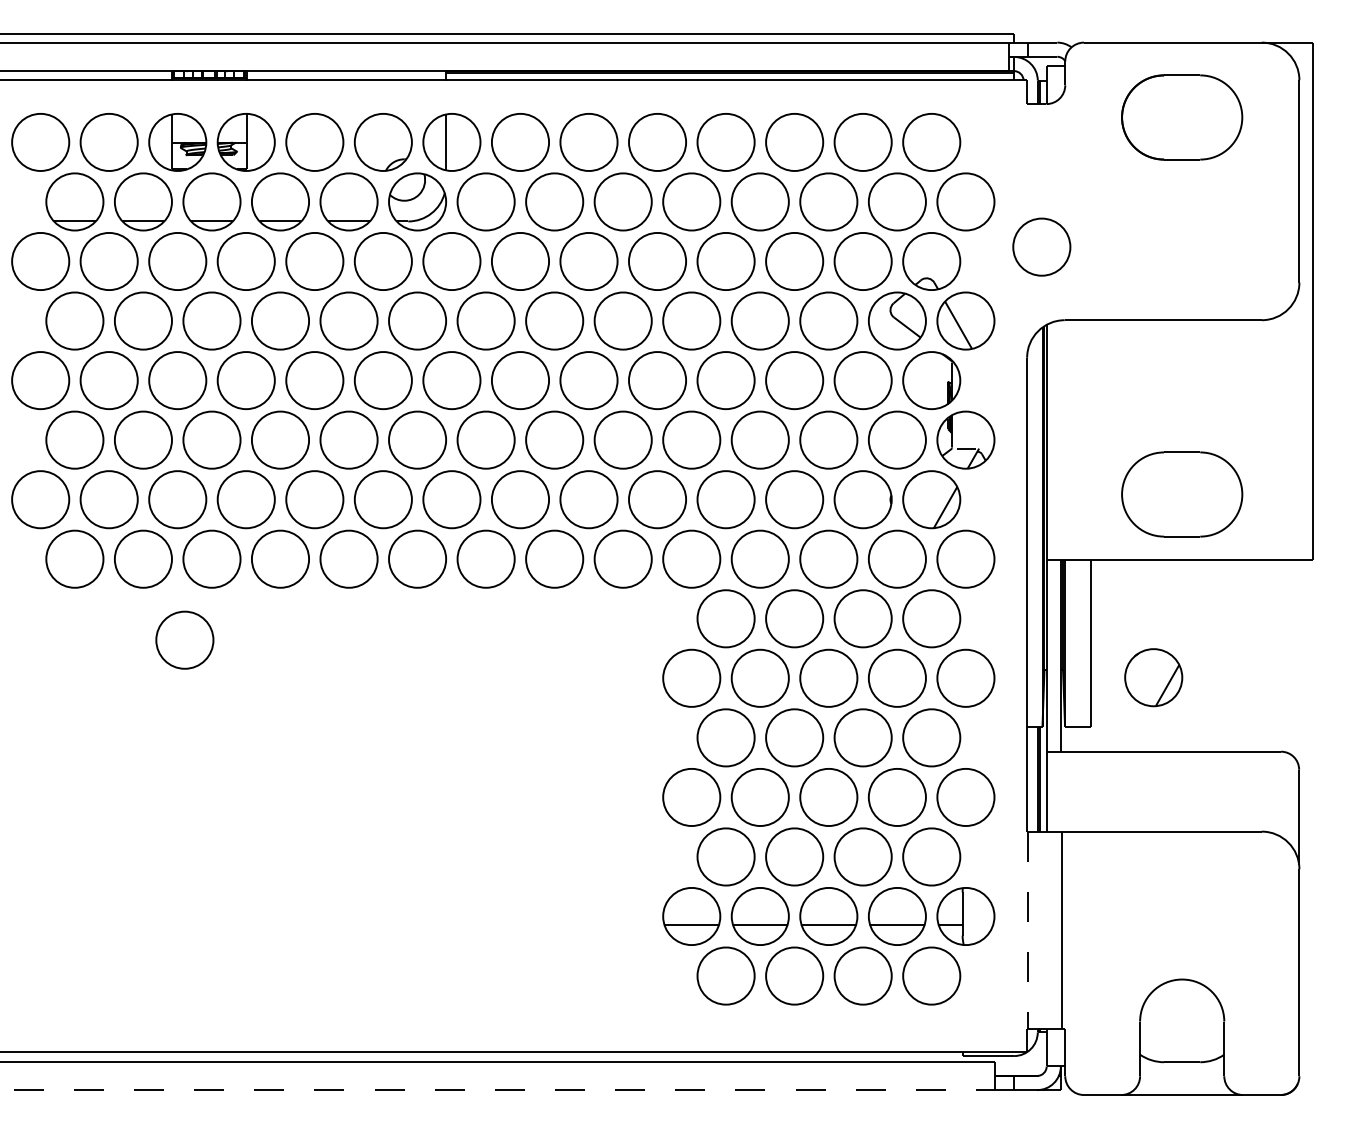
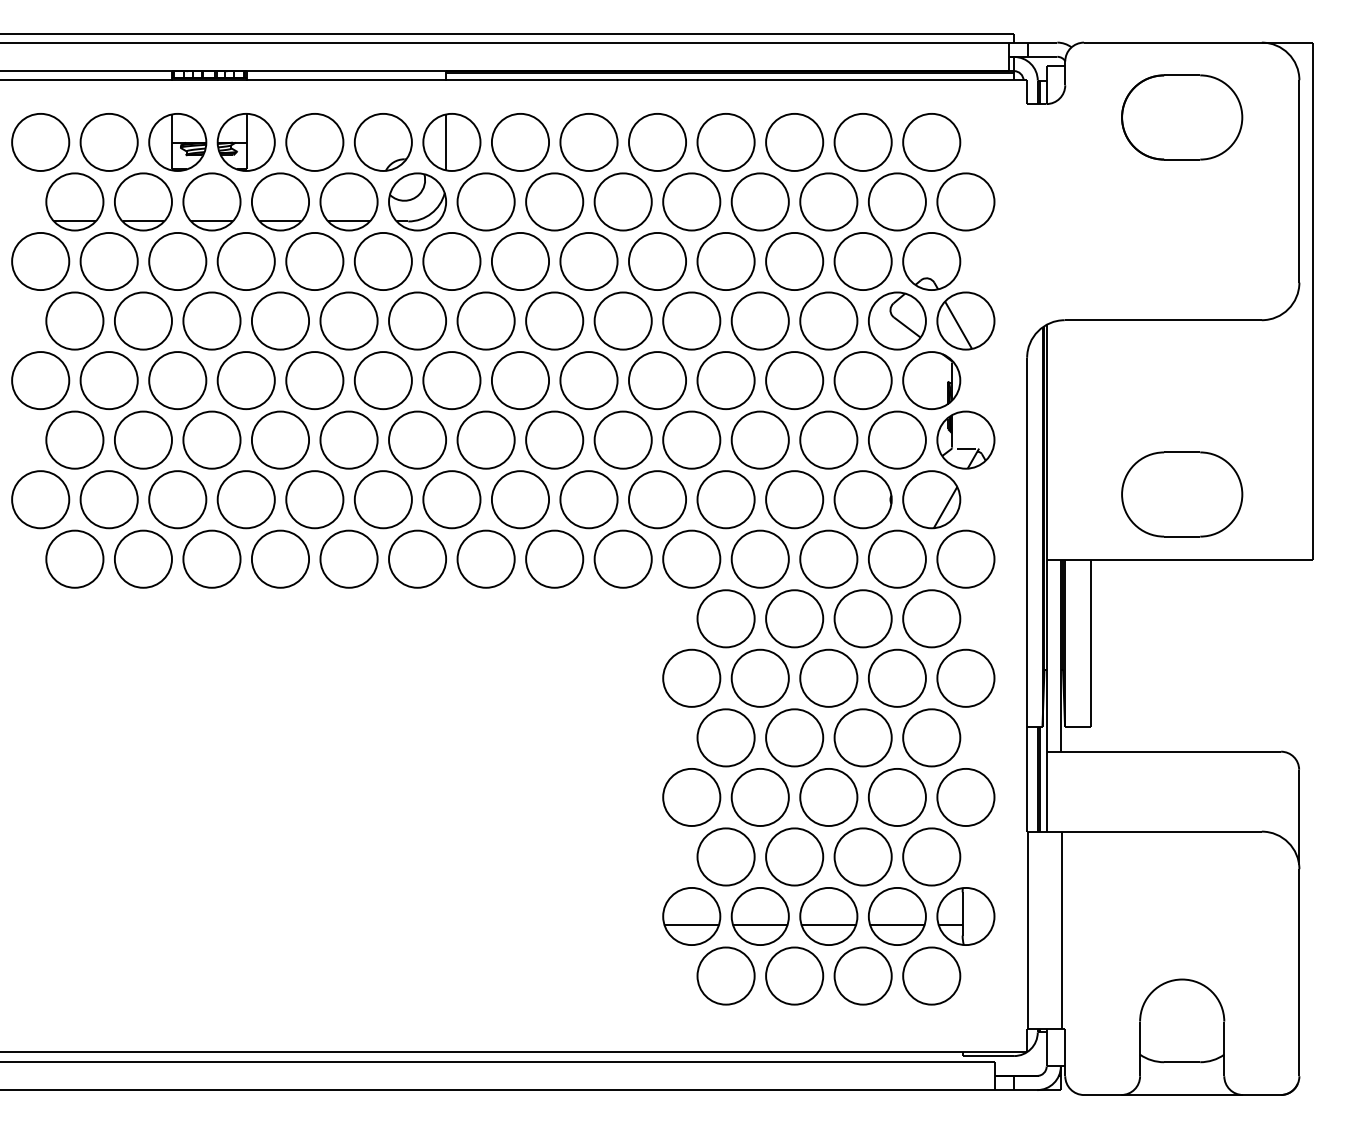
part: present -> none (1041, 246)
part: present -> none (184, 639)
part: present -> none (1153, 677)
line: dashed -> solid (1028, 930)
line: dashed -> solid (498, 1090)
